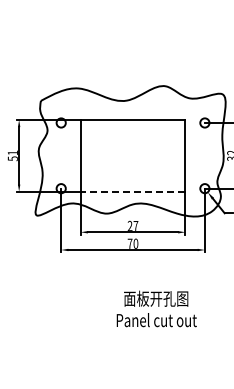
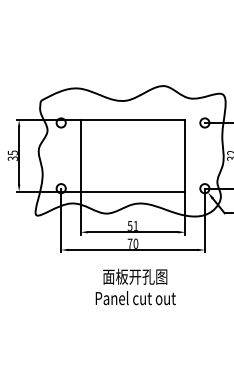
text: 51 -> 35 (12, 155)
line: dashed -> solid (132, 191)
text: 27 -> 51 (132, 225)
text position: (156, 308) -> (135, 286) (135, 286)
